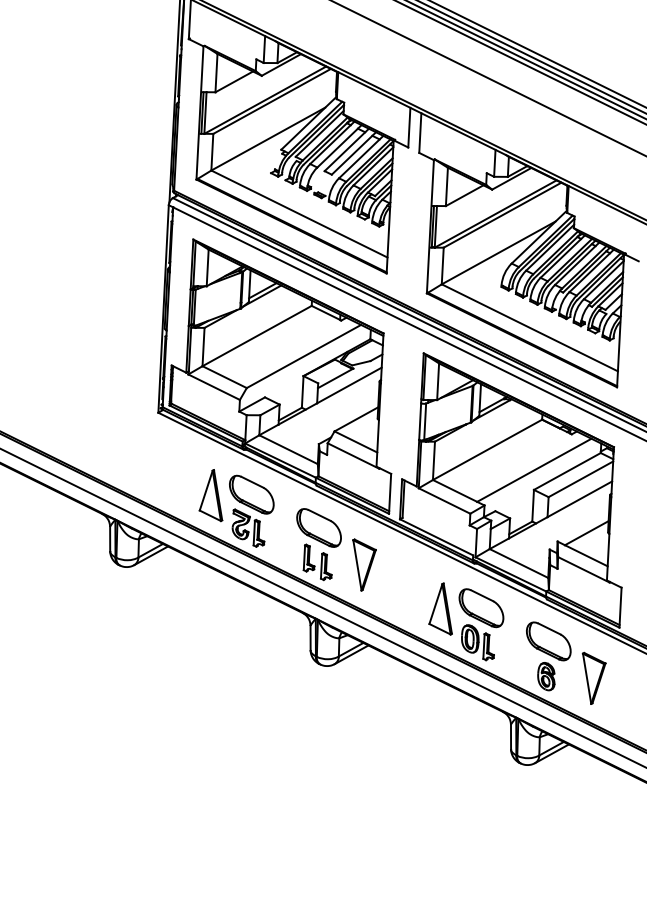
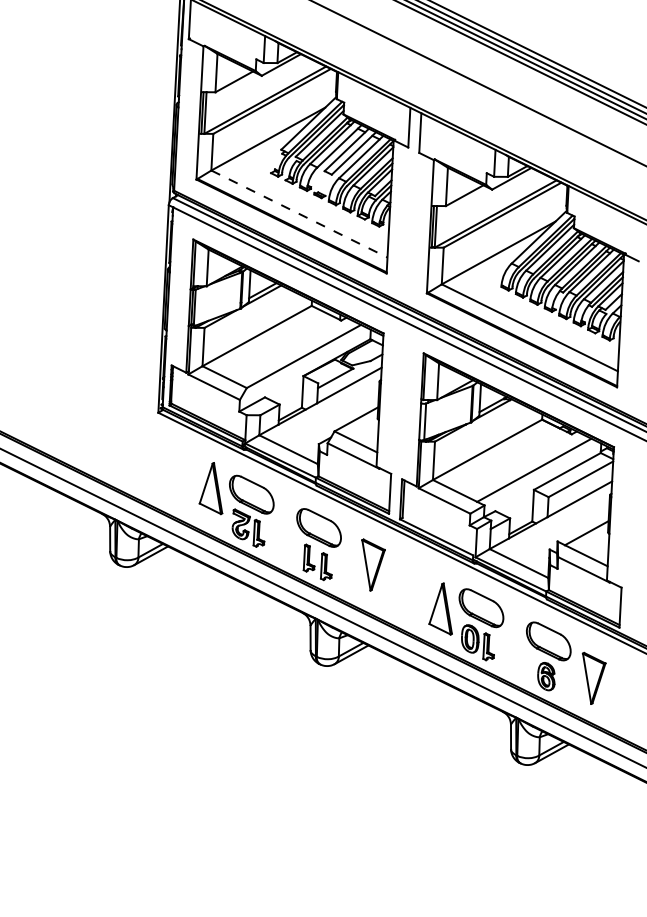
line position: (488, 78) -> (478, 83) (478, 83)
line: solid -> dashed (299, 214)
part position: (210, 495) -> (210, 488) (210, 488)
part position: (364, 564) -> (373, 564) (373, 564)
